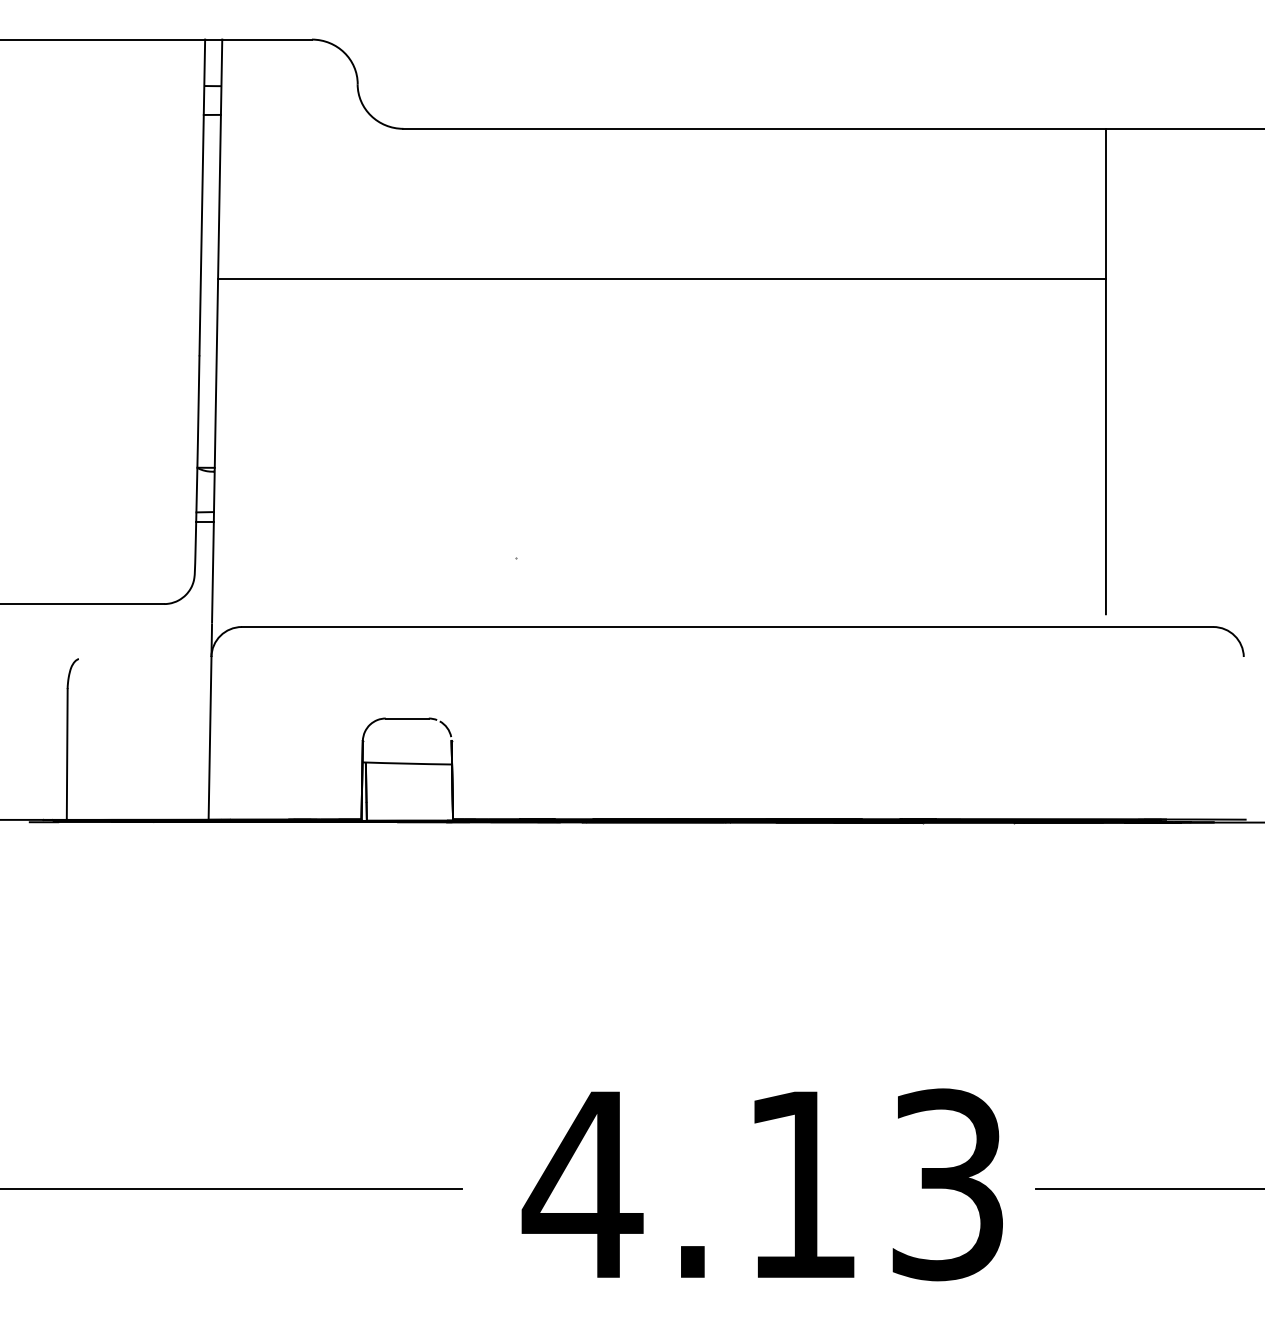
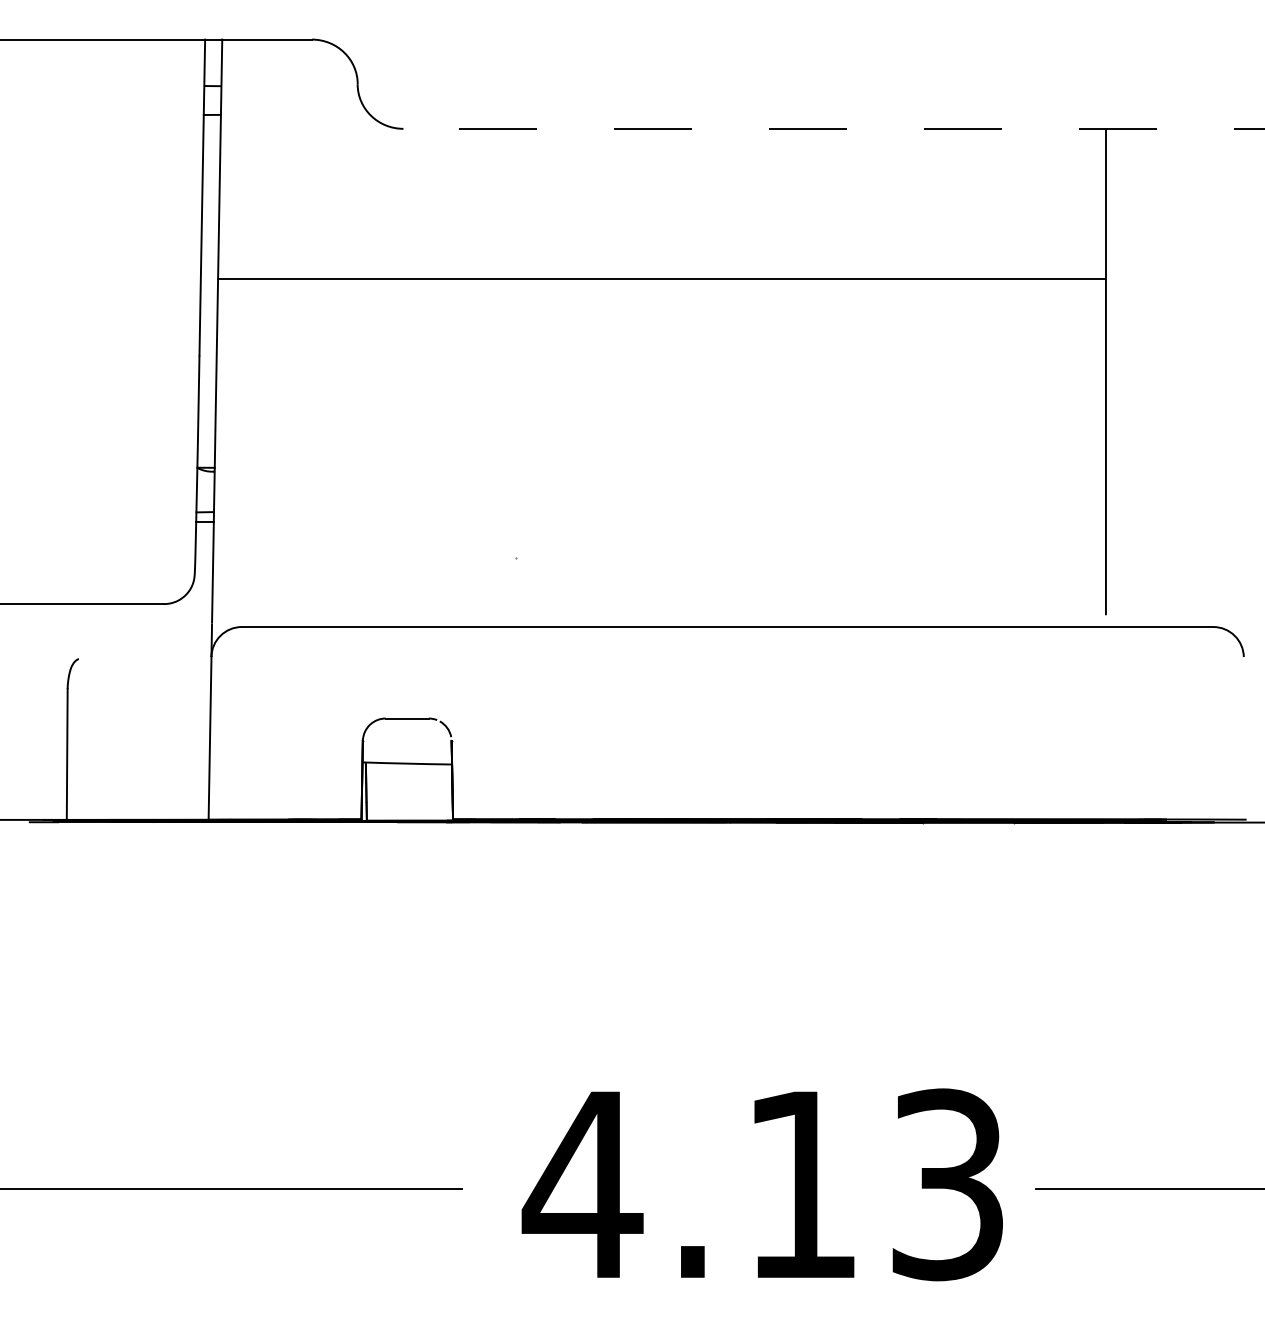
line: solid -> dashed (834, 128)
